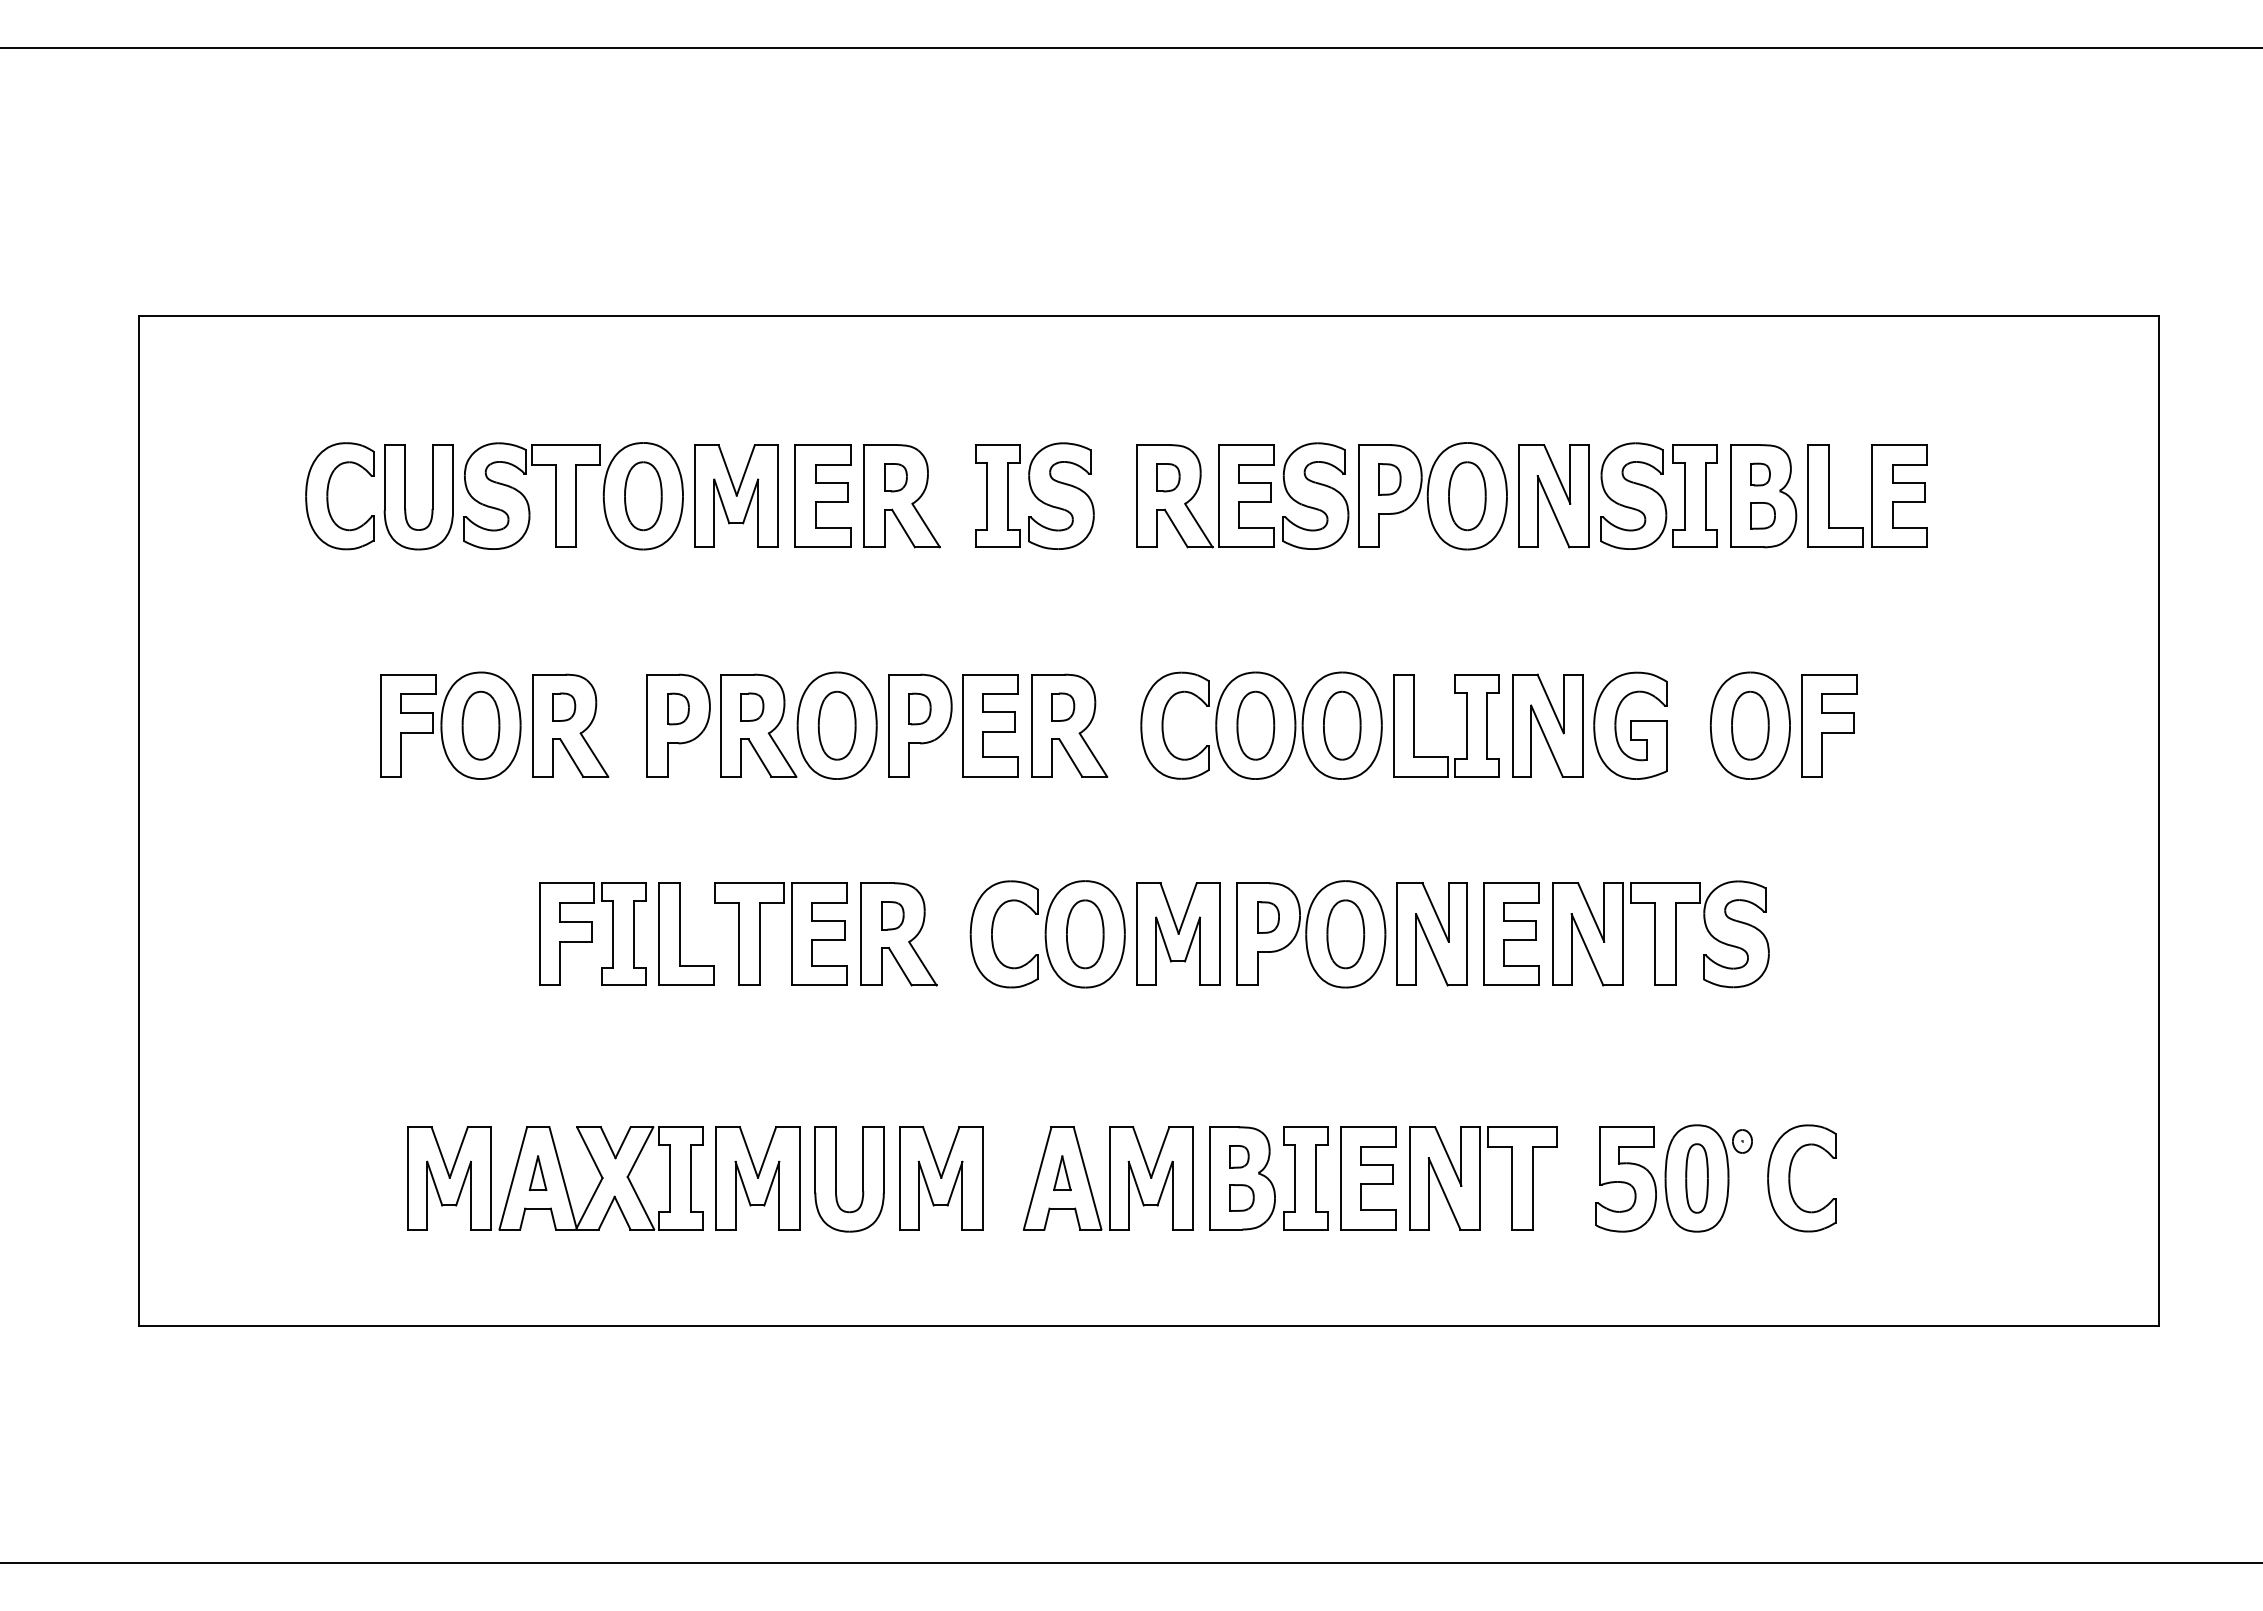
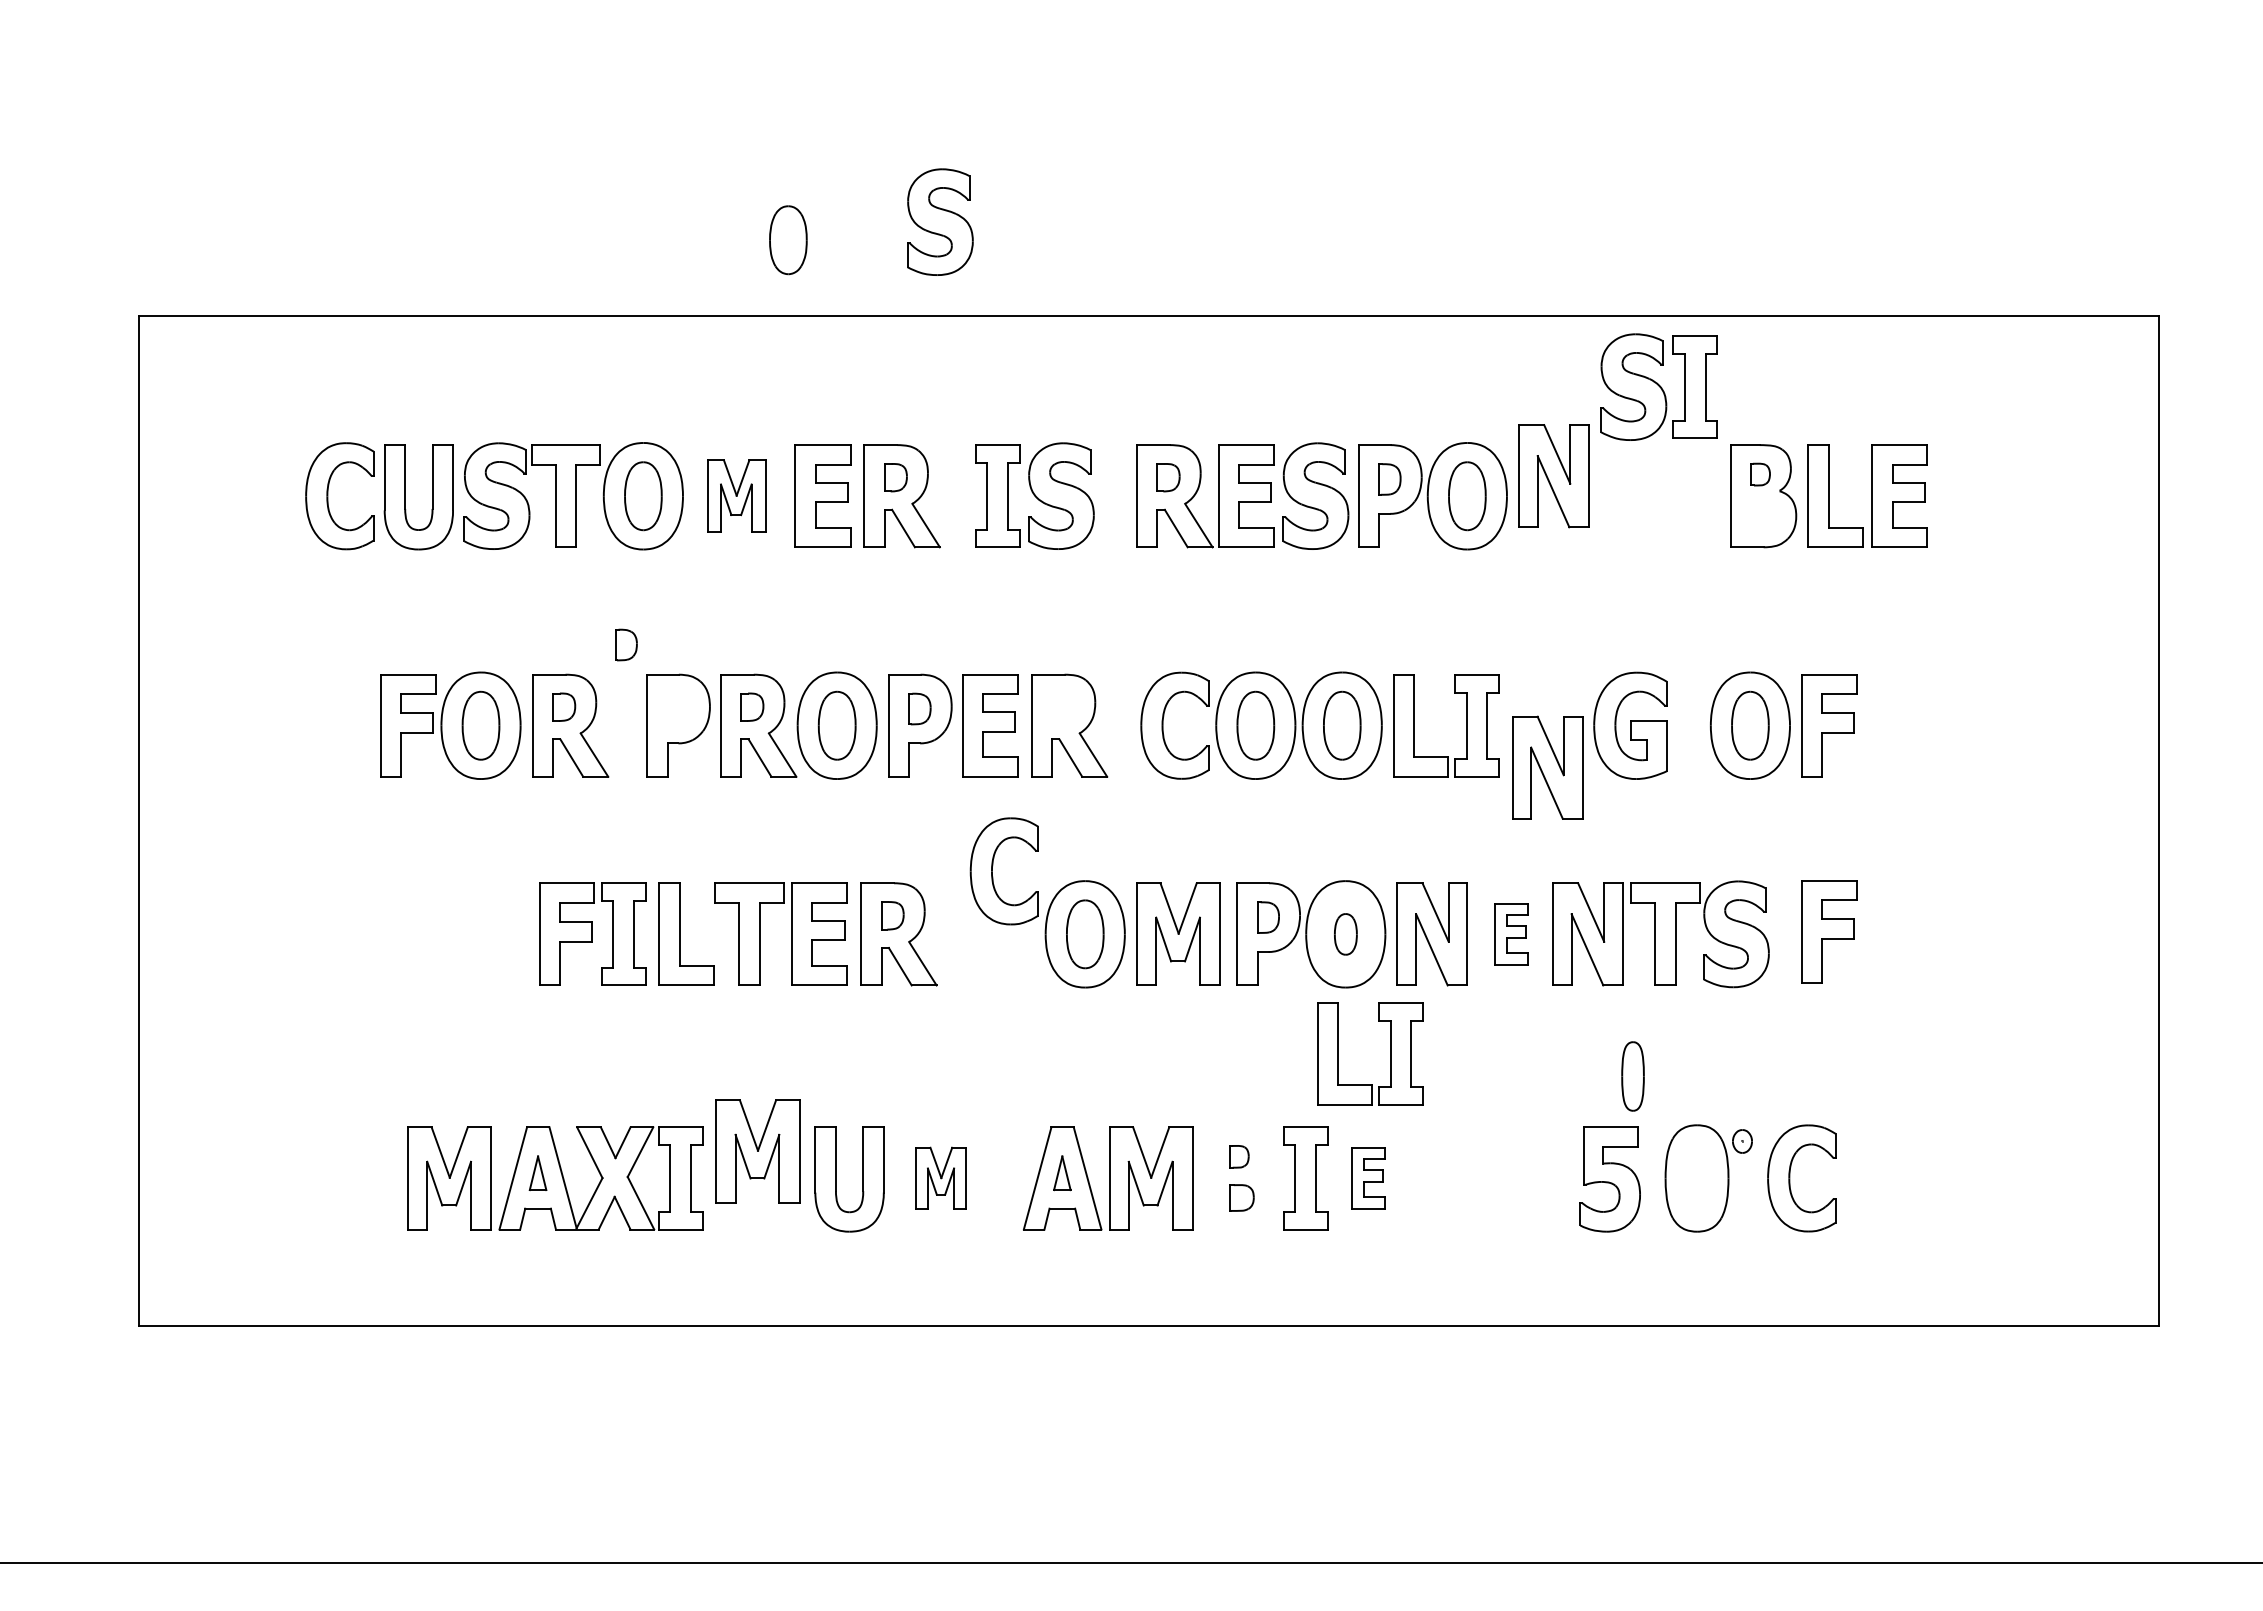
line: present -> none (1130, 48)
part: none -> present (940, 221)
part: none -> present (788, 240)
part size: 85x104 px -> 60x74 px (736, 495)
part position: (1658, 495) -> (1658, 386) (1658, 386)
part position: (1553, 496) -> (1553, 476) (1553, 476)
part: present -> none (1762, 515)
part: present -> none (1063, 706)
part position: (678, 708) -> (626, 644) (626, 644)
part position: (1547, 725) -> (1547, 767) (1547, 767)
part: none -> present (1829, 931)
part size: 57x104 px -> 35x63 px (1511, 934)
part position: (992, 934) -> (992, 871) (992, 871)
part size: 40x71 px -> 24x43 px (1345, 934)
part: none -> present (1390, 1053)
part position: (757, 1178) -> (757, 1151) (757, 1151)
part size: 85x105 px -> 52x64 px (940, 1177)
part: present -> none (1242, 1178)
part size: 57x105 px -> 35x63 px (1368, 1178)
part: present -> none (1483, 1178)
part position: (1696, 1178) -> (1632, 1076) (1632, 1076)
part position: (1625, 1179) -> (1609, 1179) (1609, 1179)
